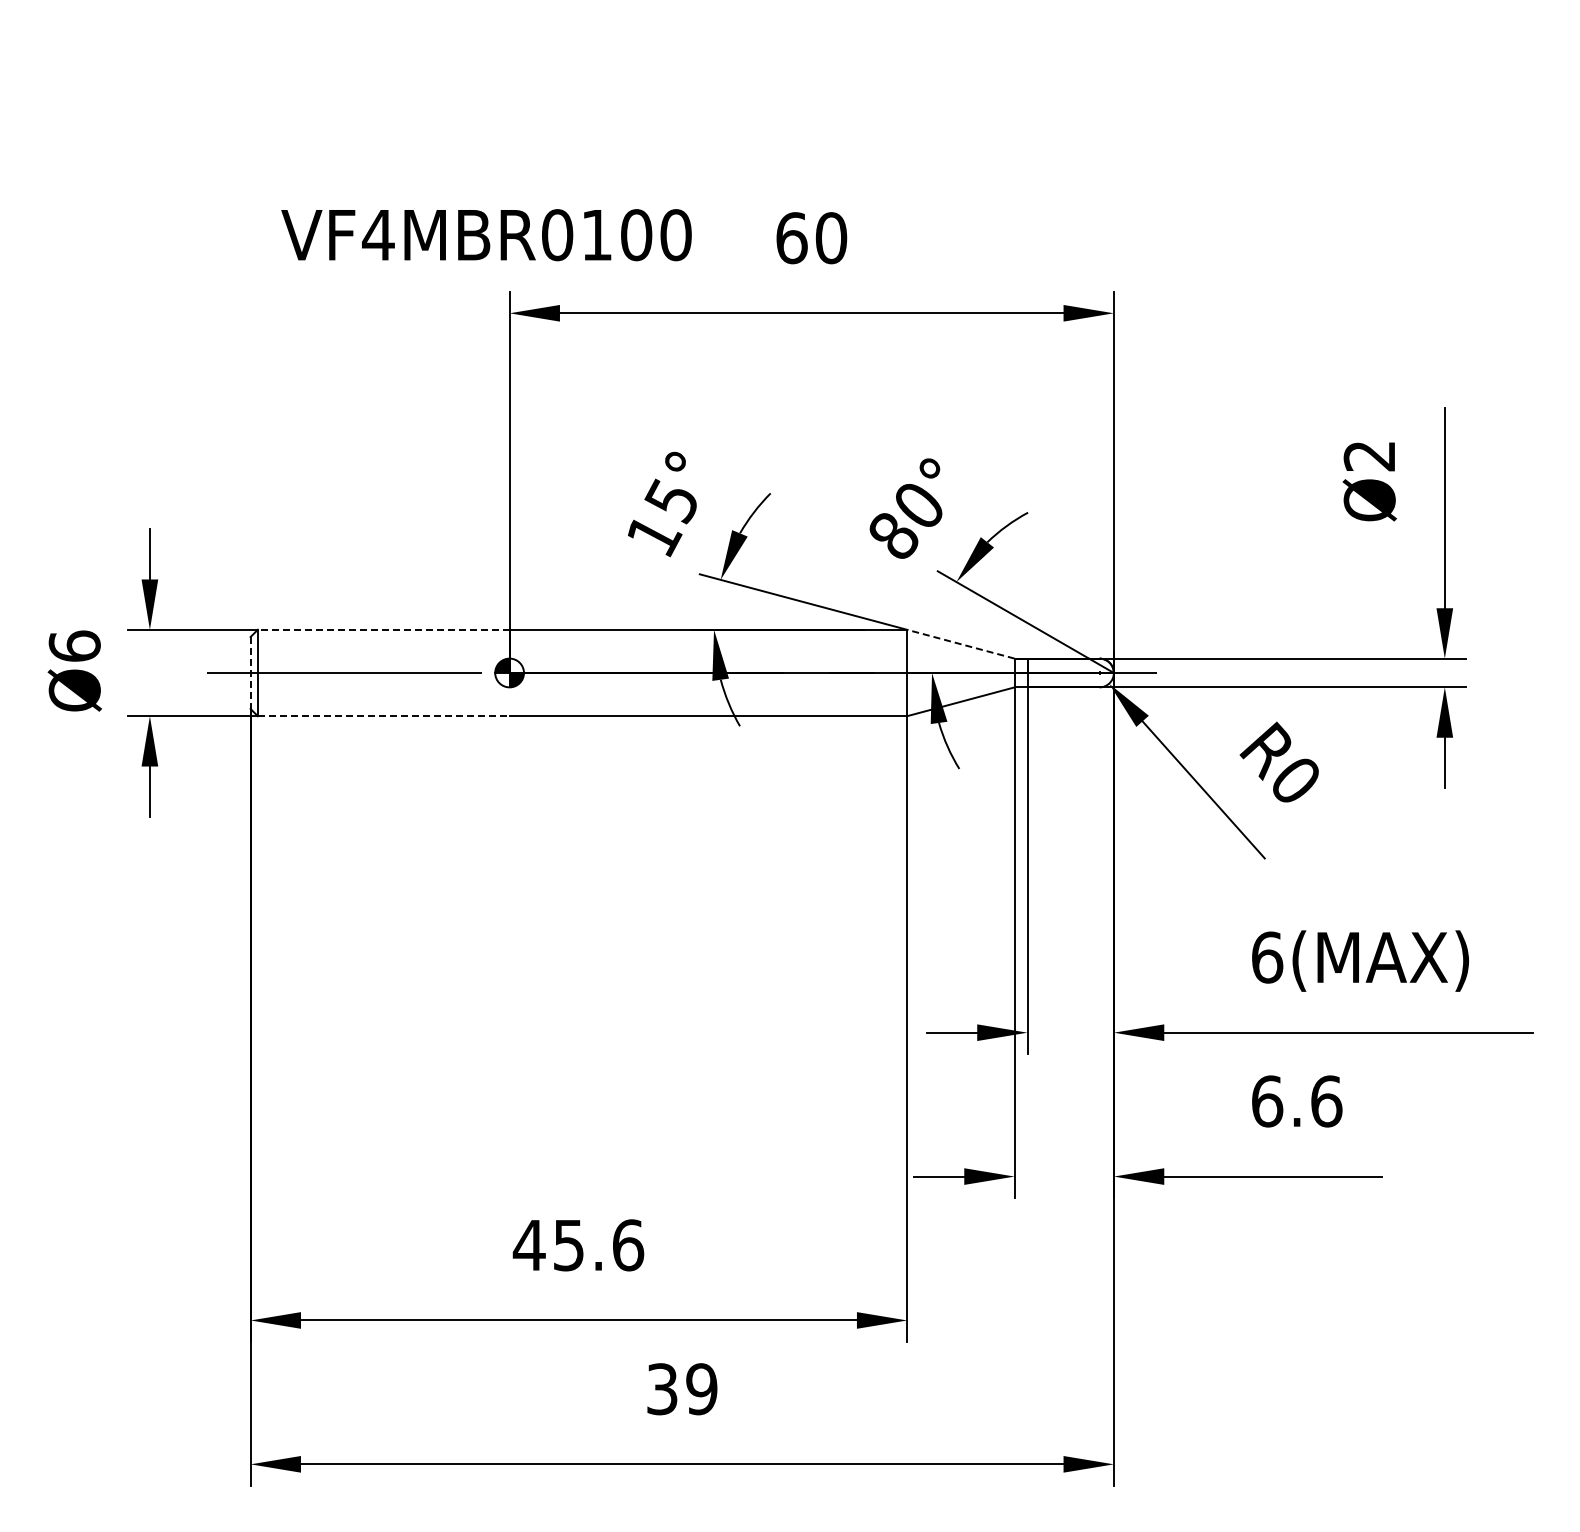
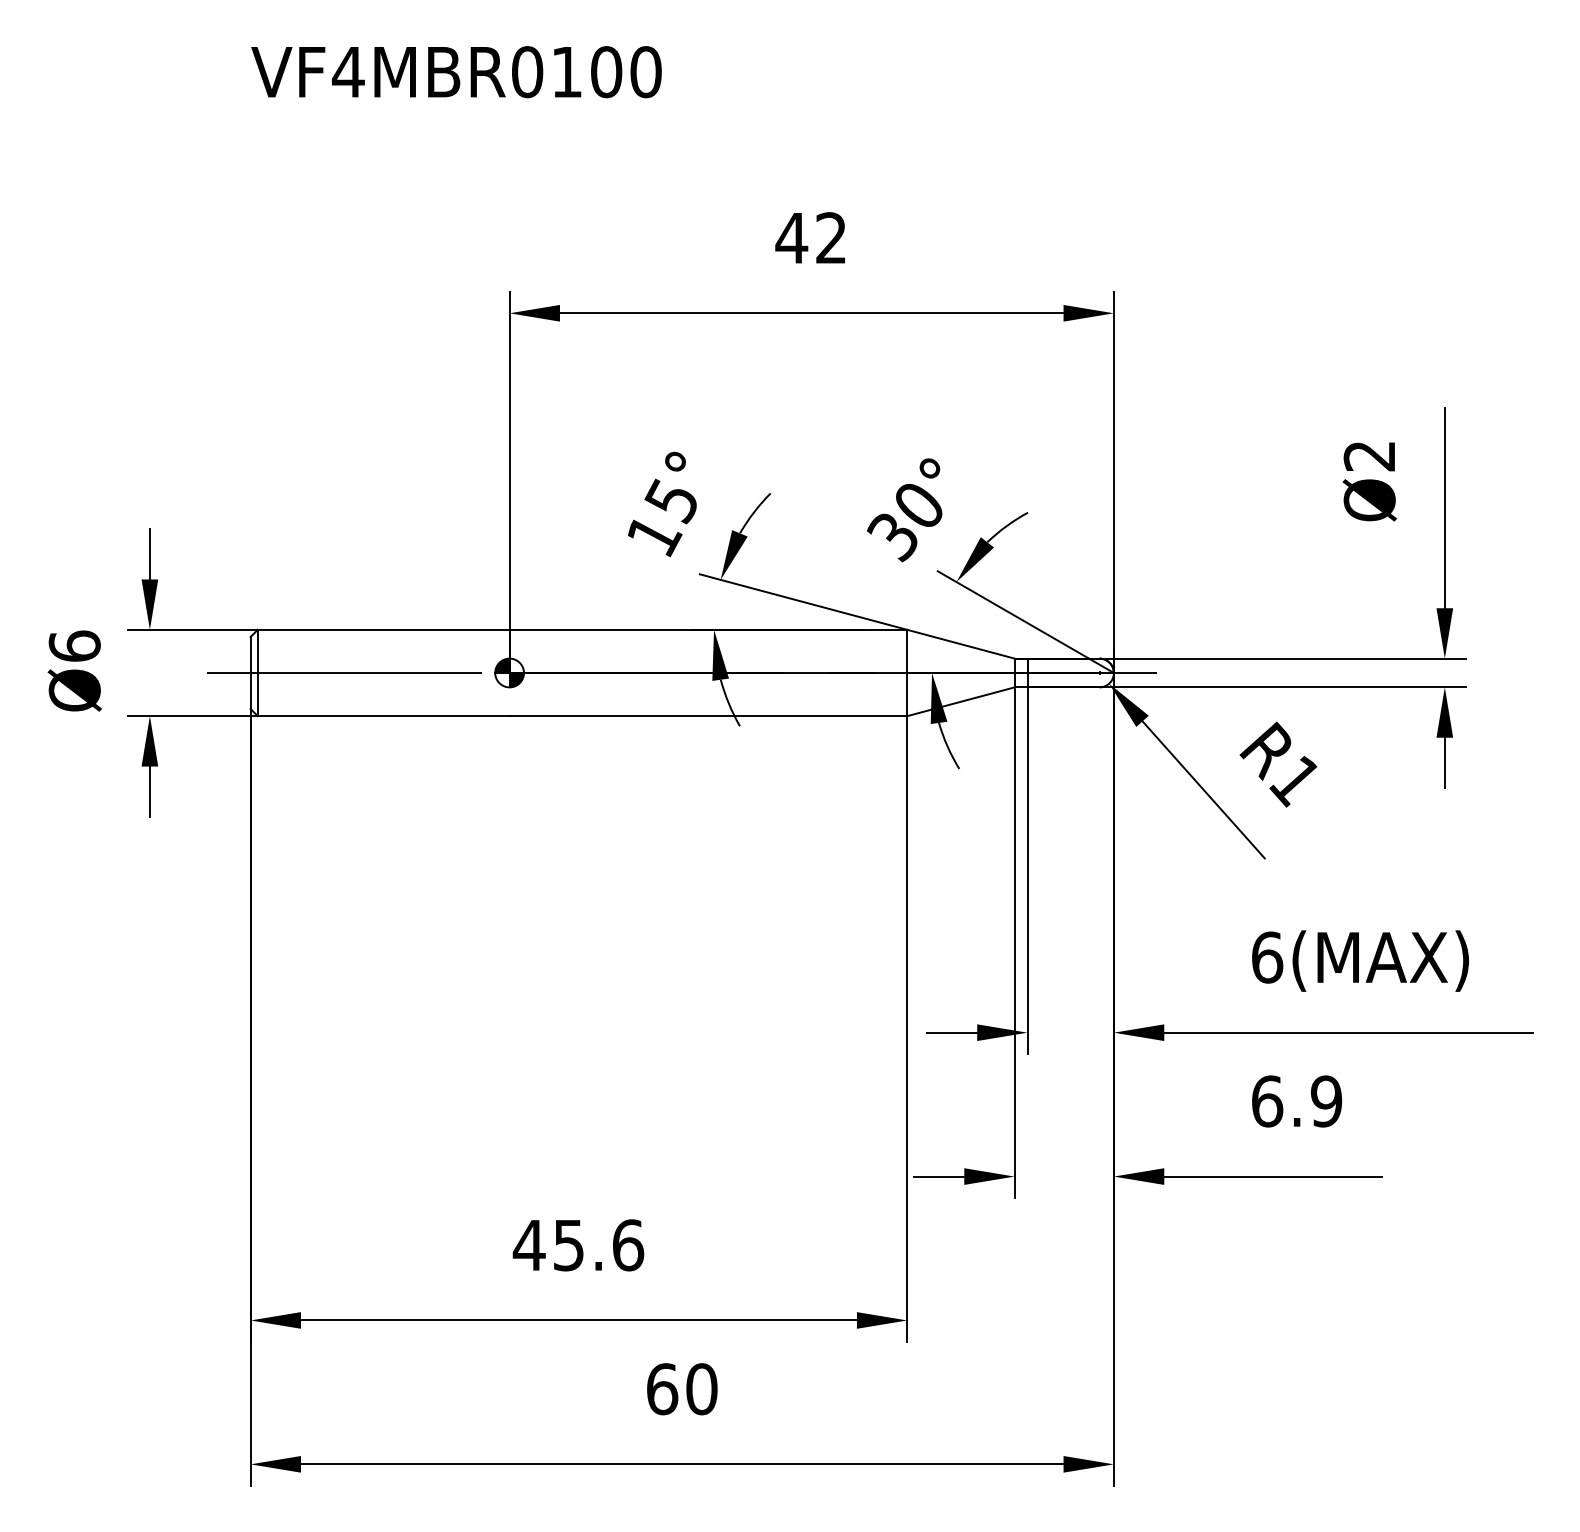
text position: (486, 235) -> (456, 72) (456, 72)
text: 60 -> 42 (811, 238)
text: 80° -> 30° (892, 537)
line: dashed -> solid (383, 629)
line: dashed -> solid (960, 644)
line: dashed -> solid (250, 673)
line: dashed -> solid (383, 716)
text: R0 -> R1 (1293, 781)
text: 6.6 -> 6.9 (1326, 1101)
text: 39 -> 60 (682, 1389)
